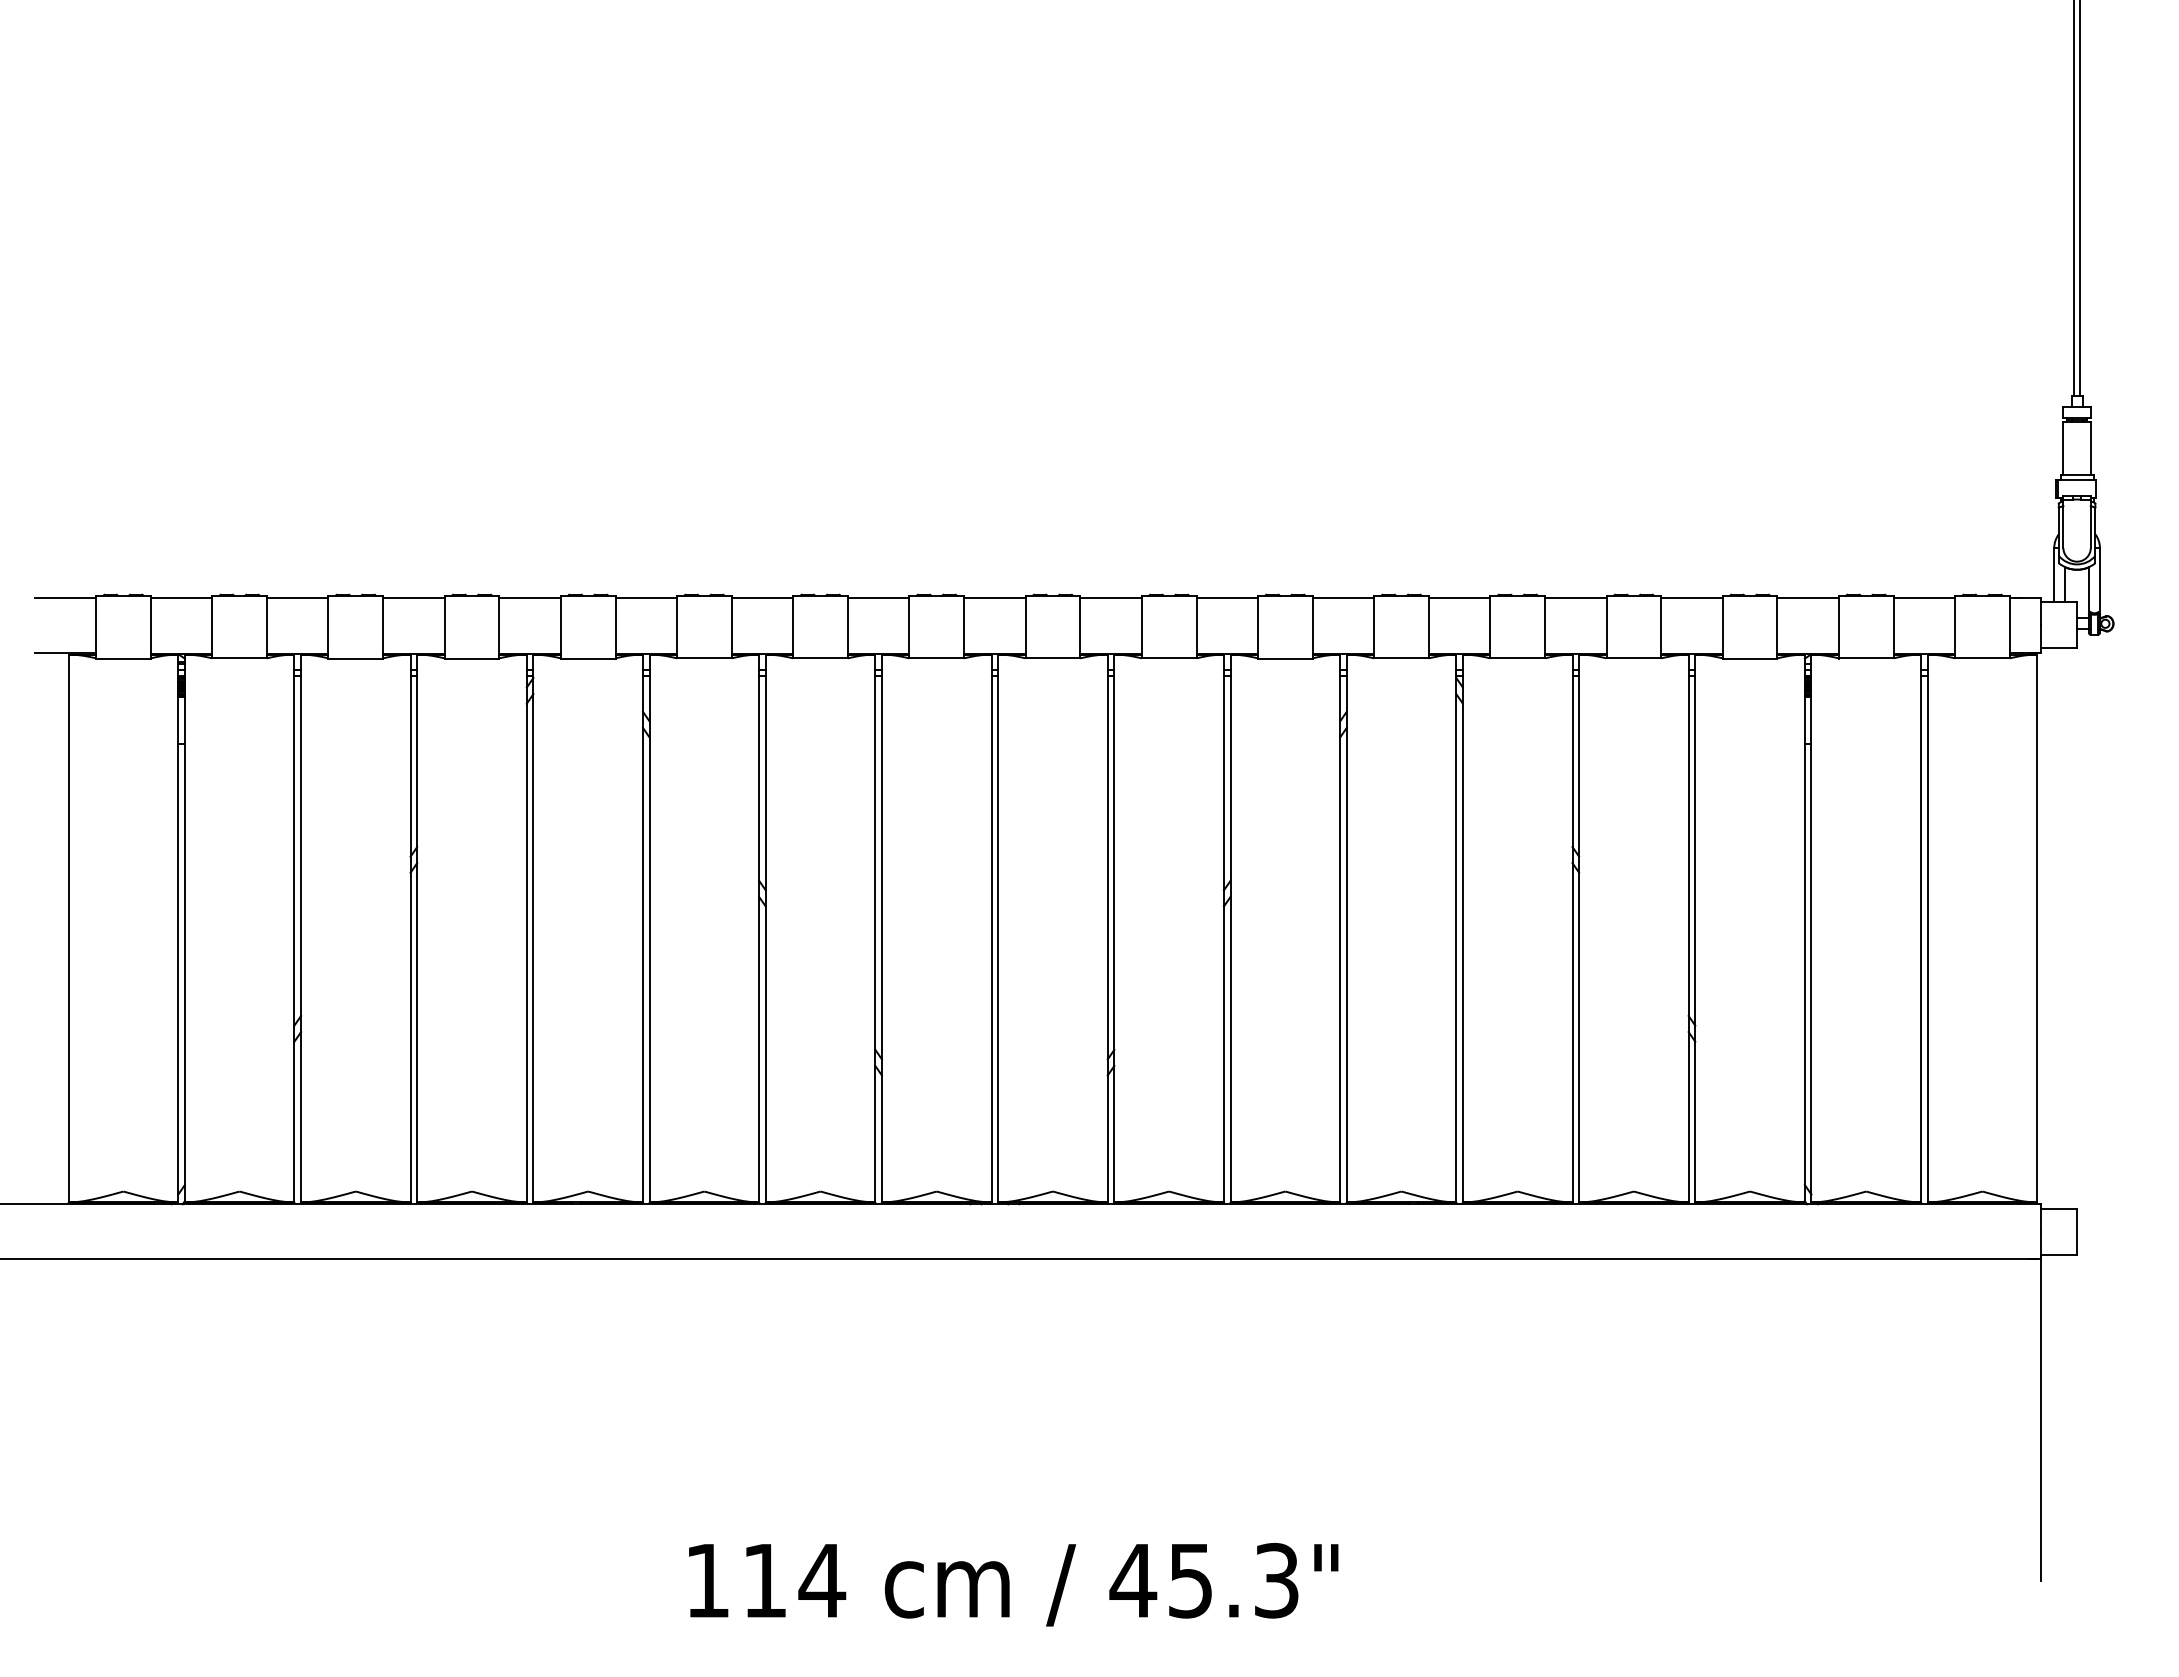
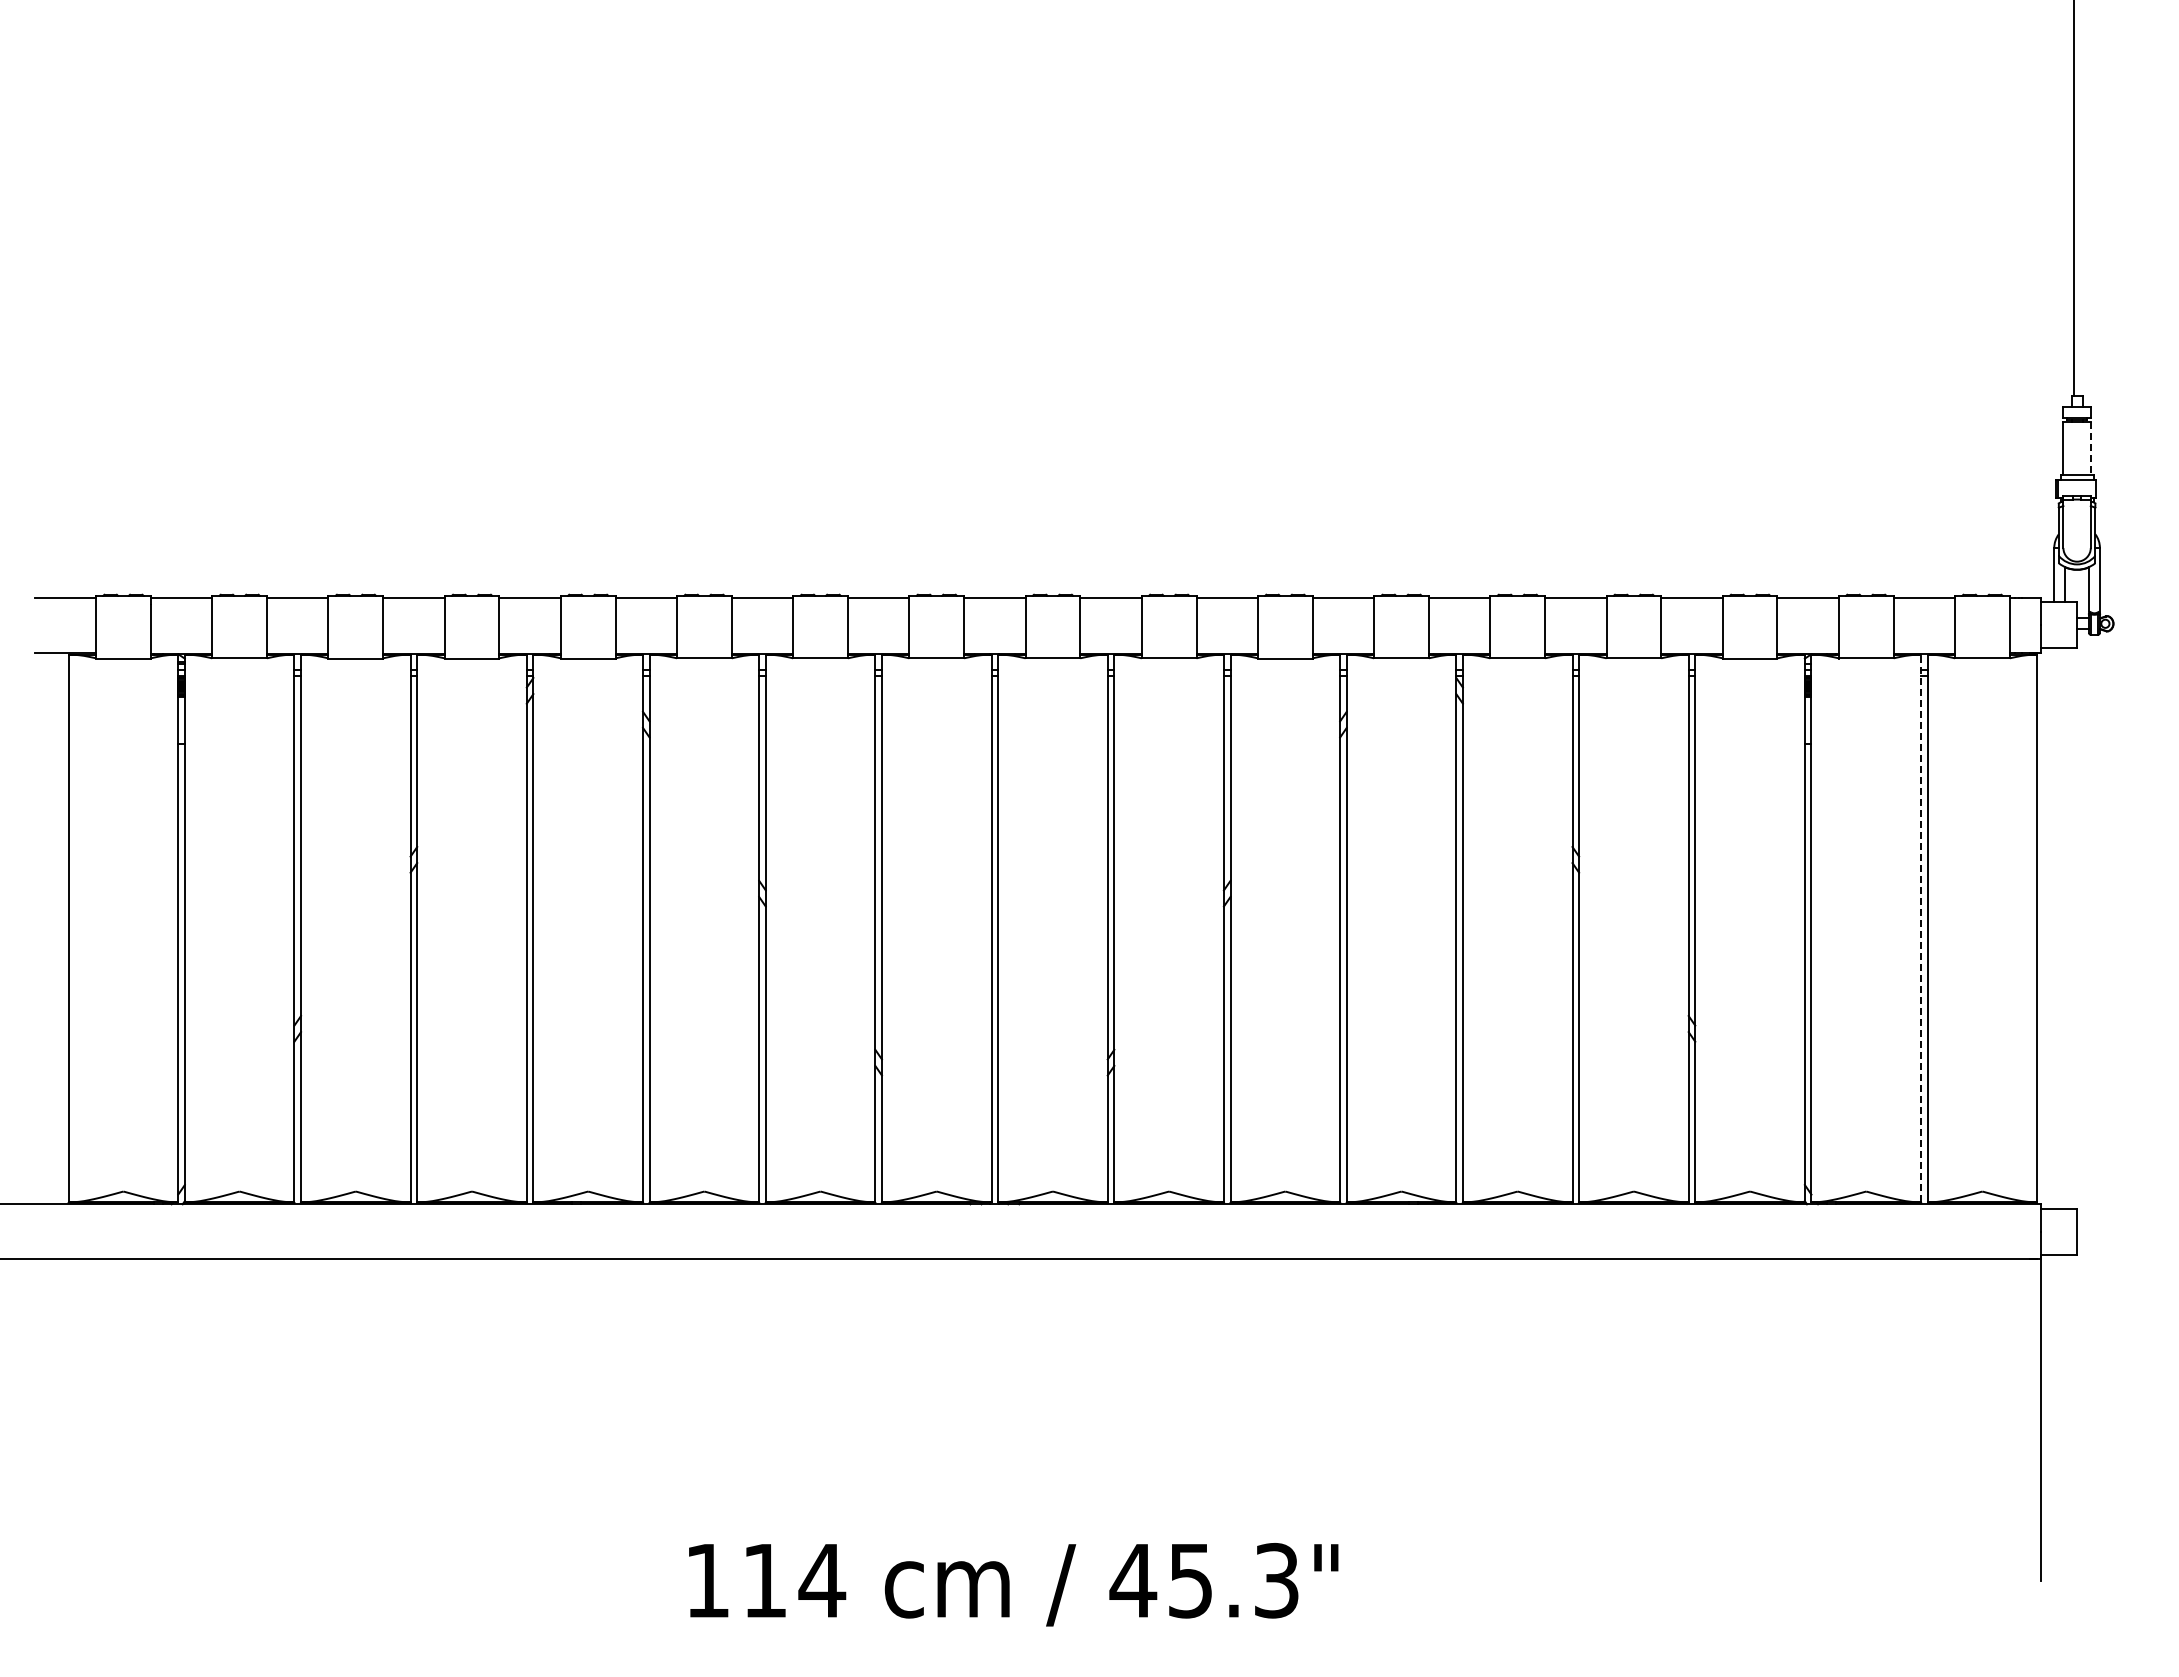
line: present -> none (2079, 199)
line: solid -> dashed (2090, 448)
line: solid -> dashed (1921, 928)
